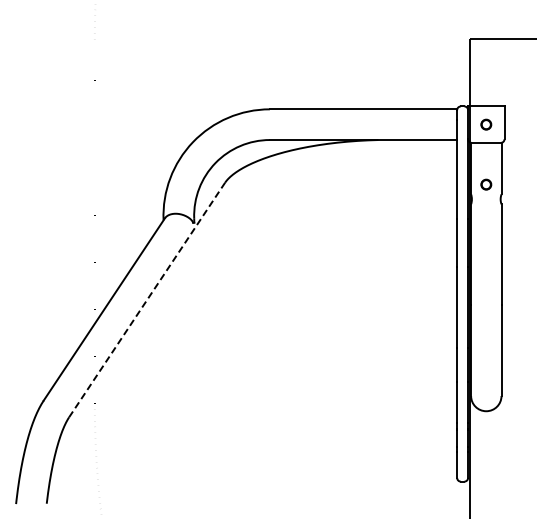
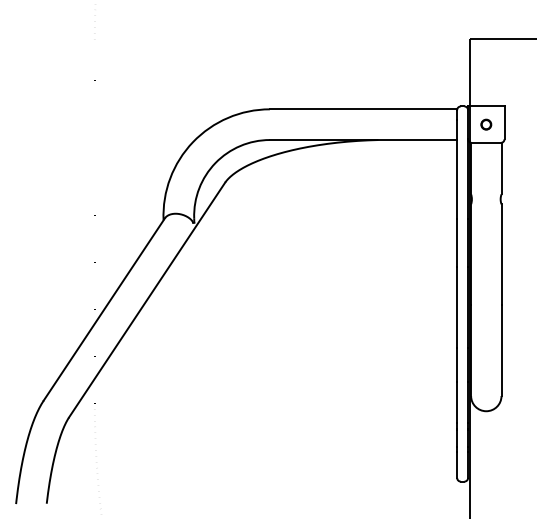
circle: present -> none (486, 184)
line: dashed -> solid (147, 300)
